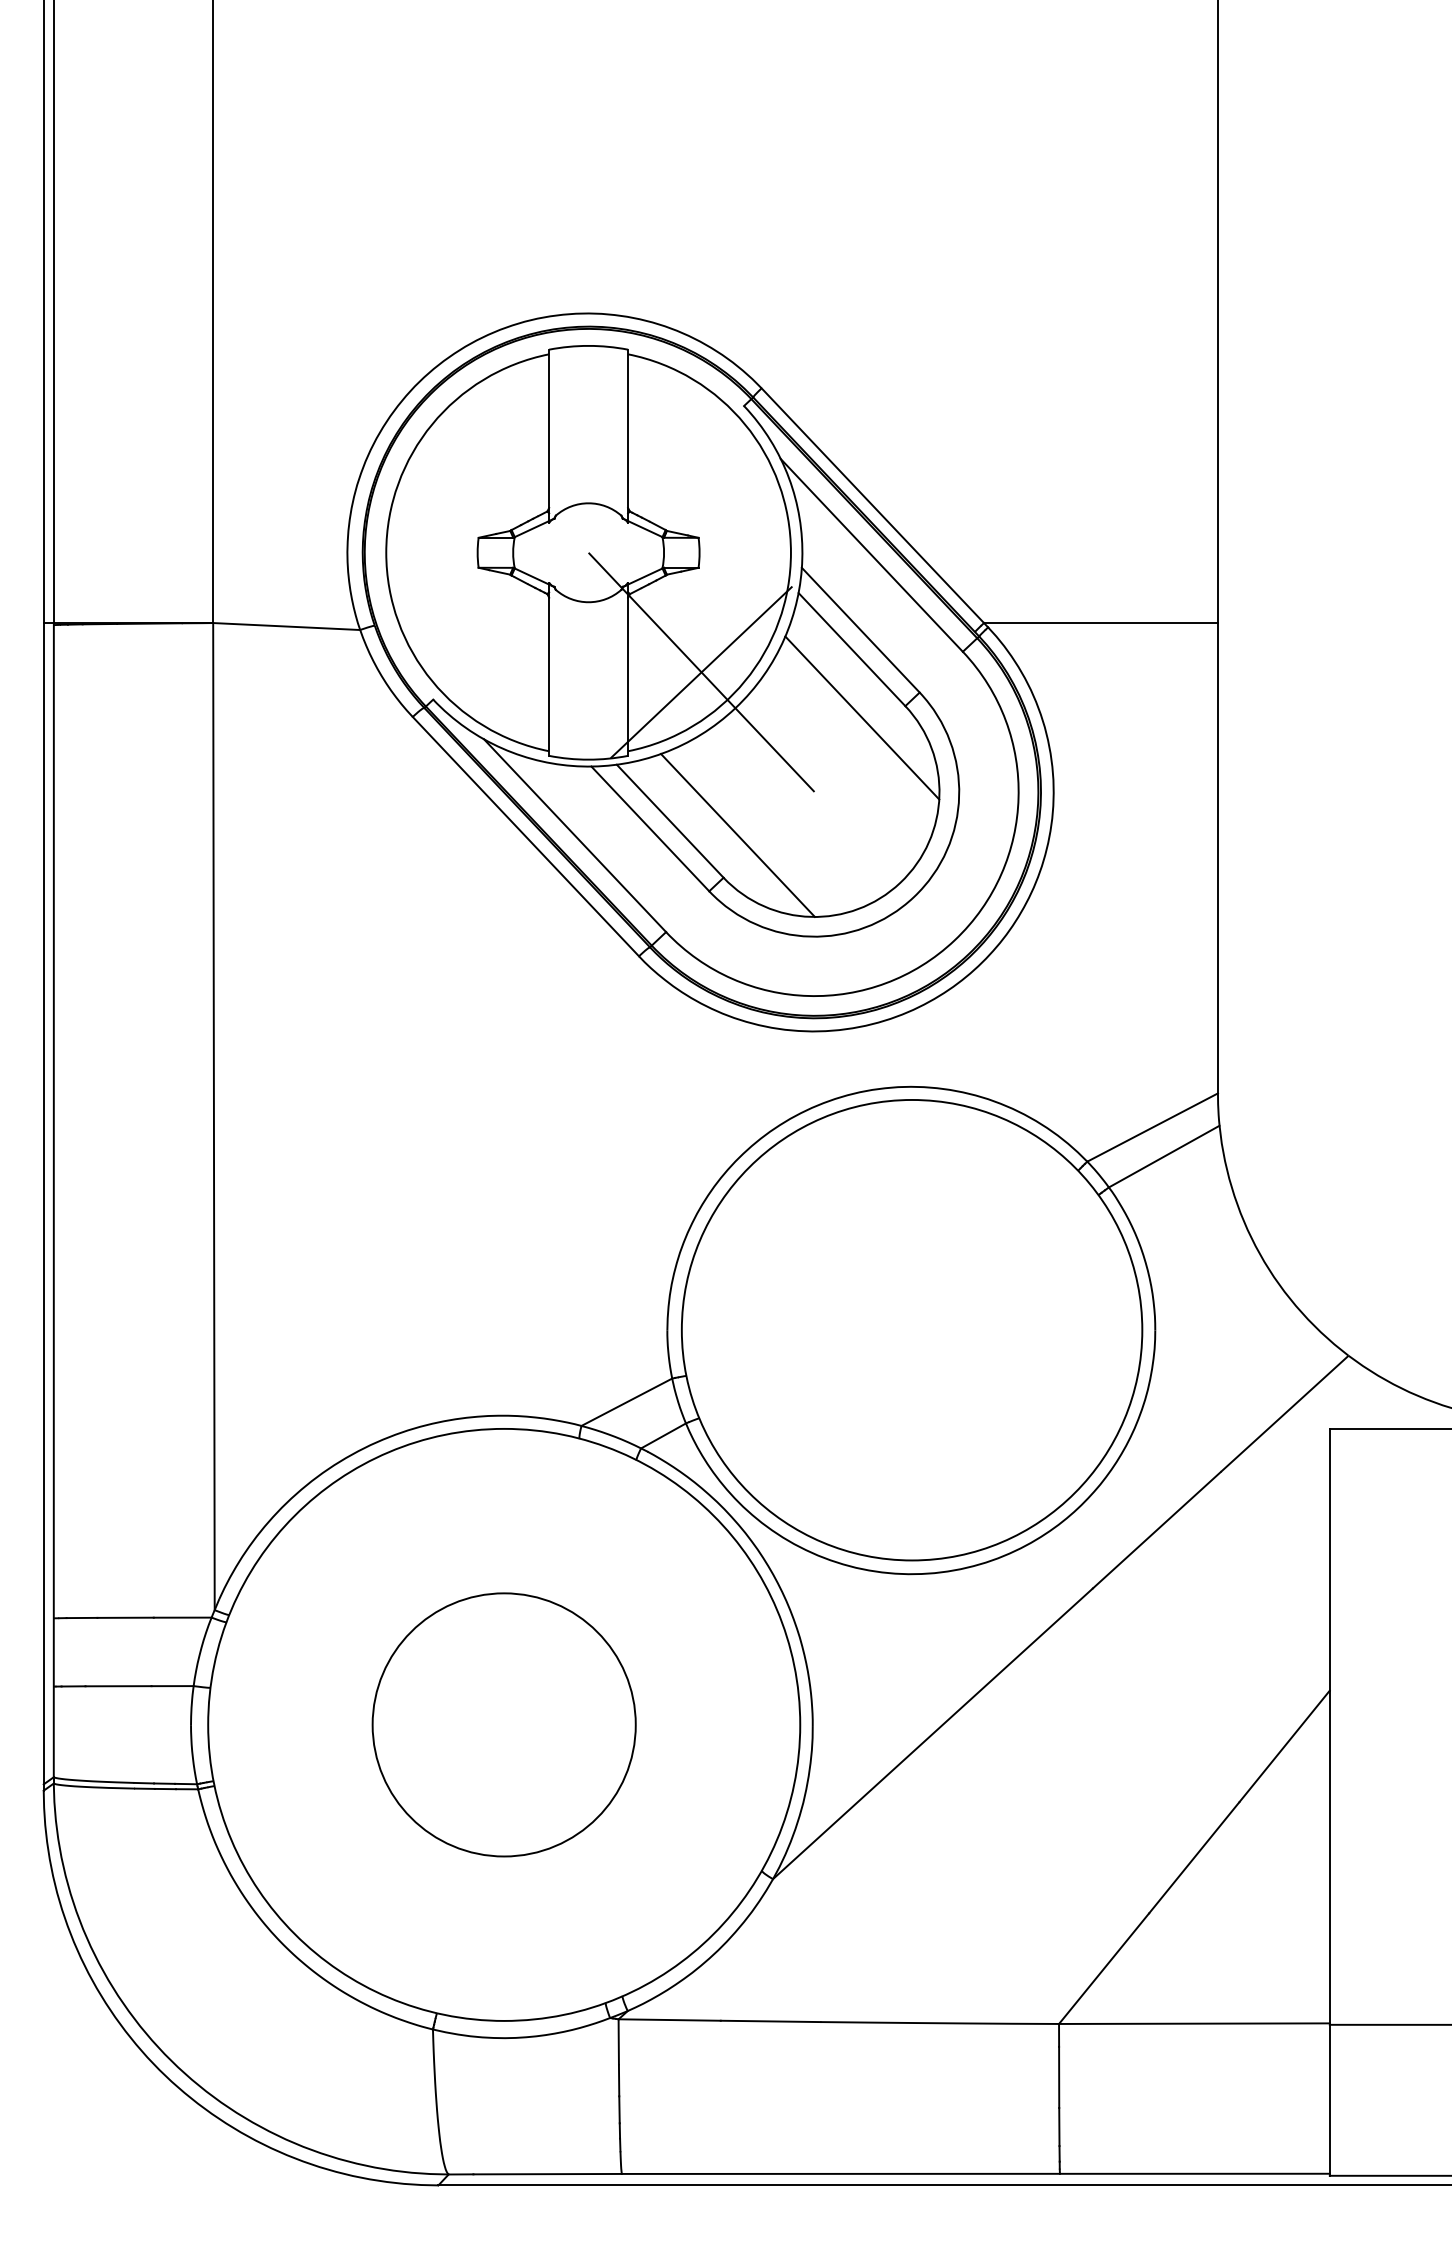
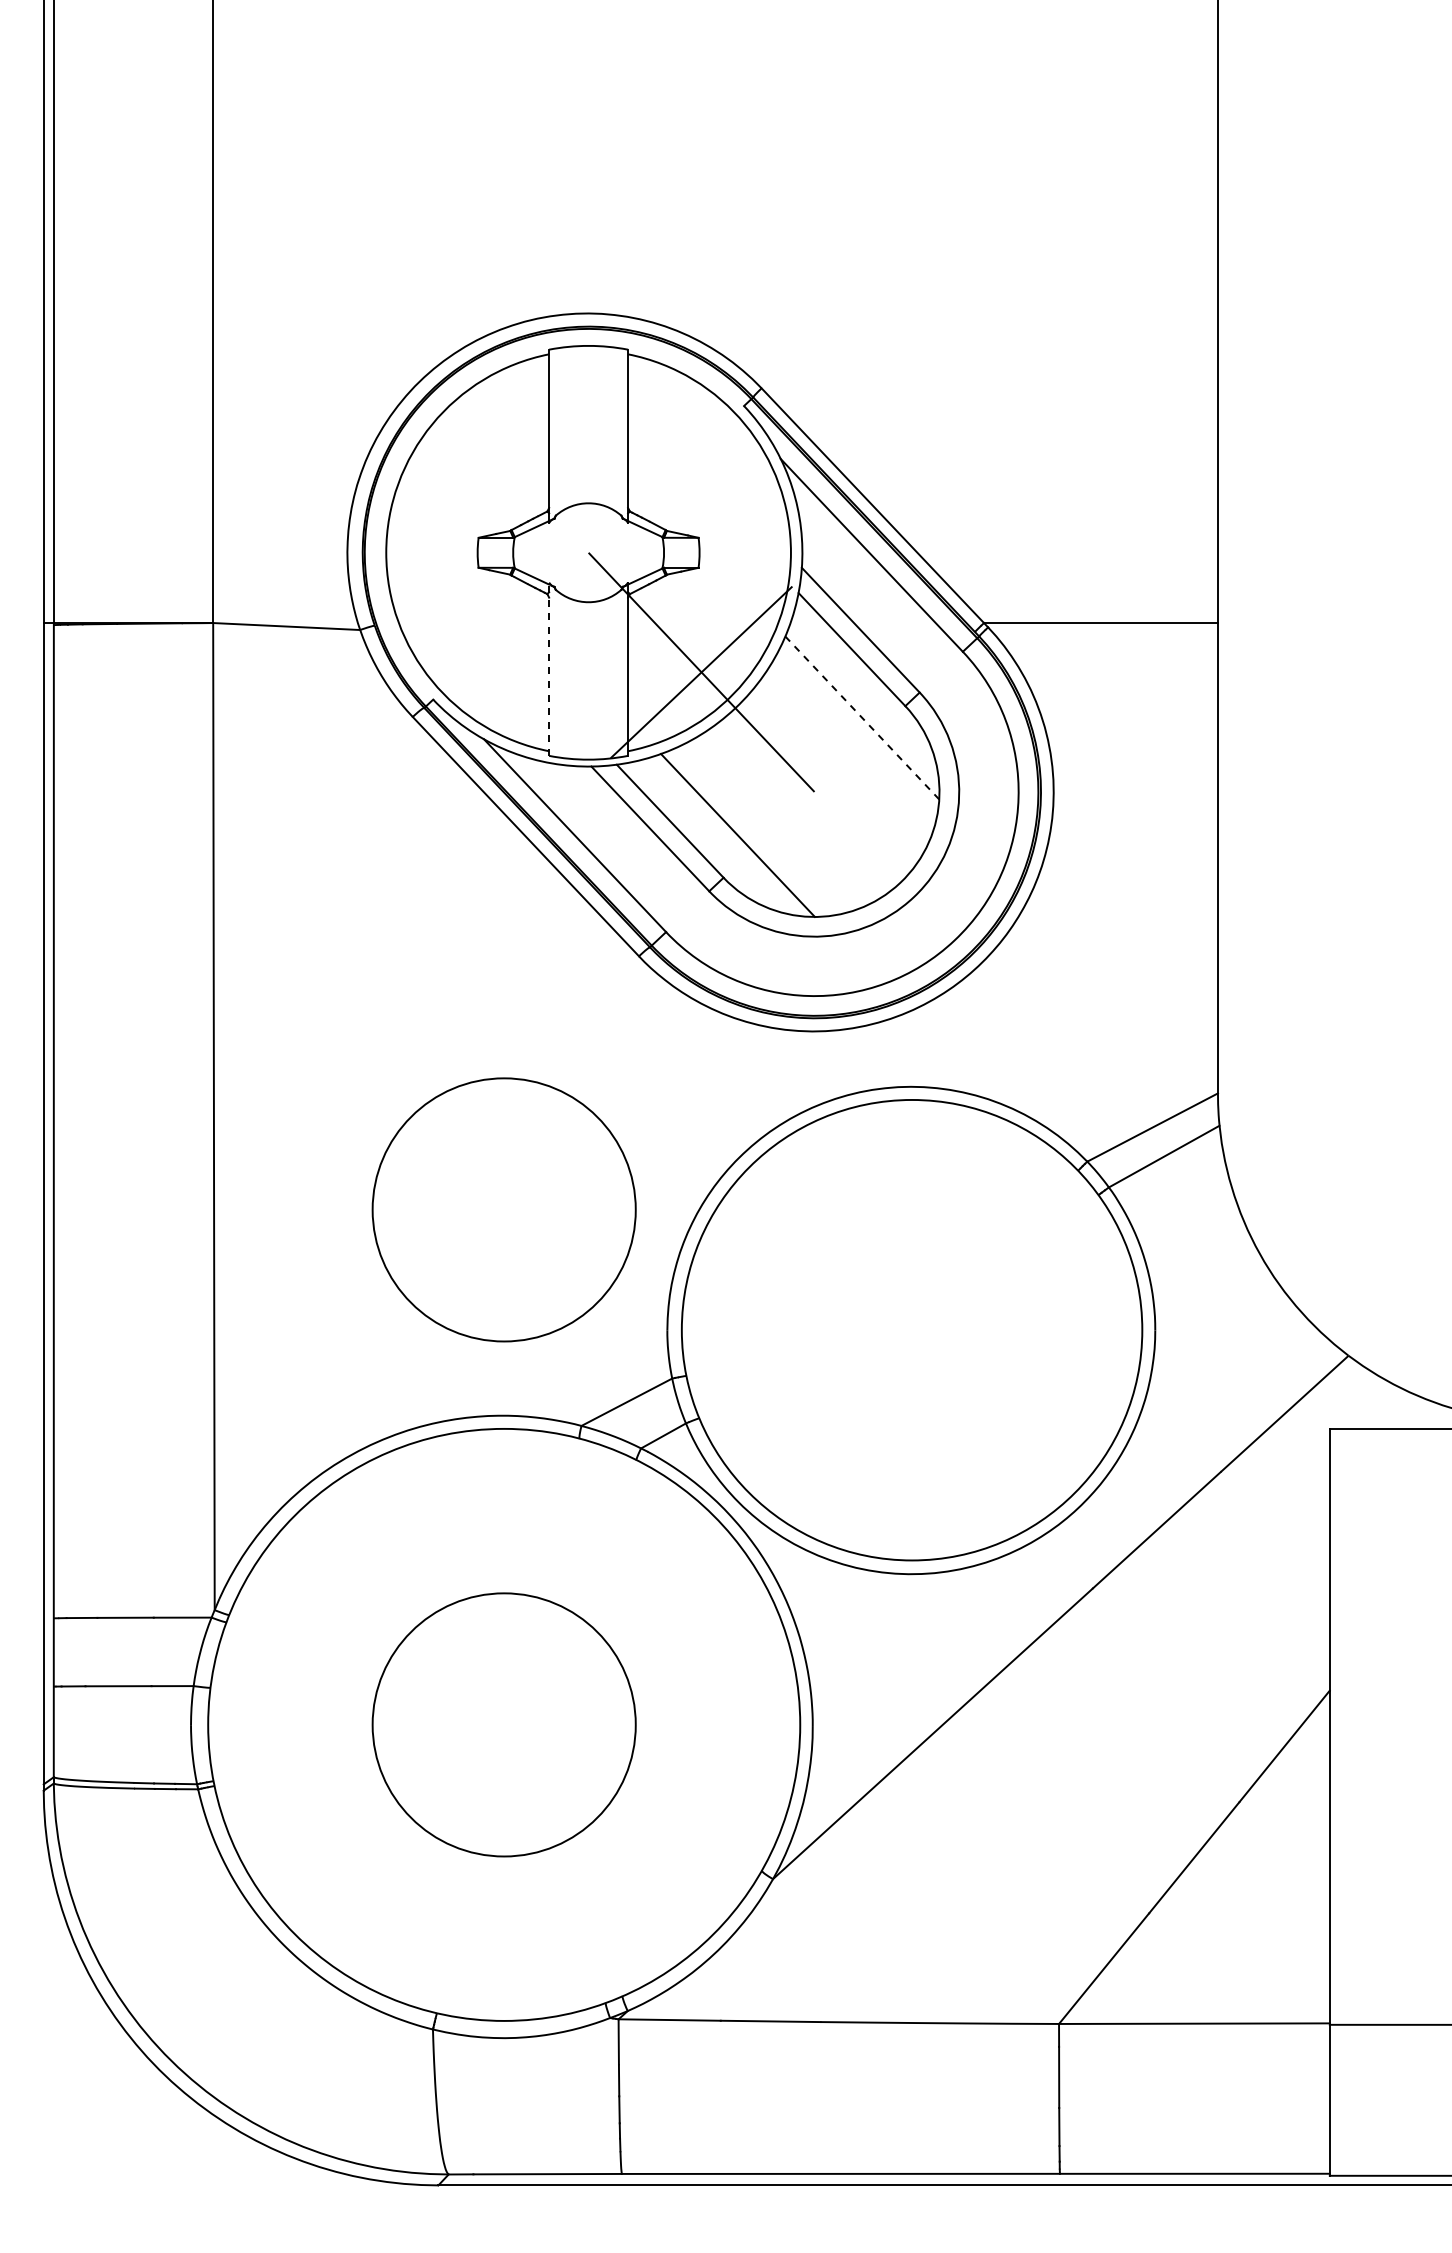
line: solid -> dashed (549, 669)
line: solid -> dashed (861, 717)
circle: none -> present (503, 1209)
